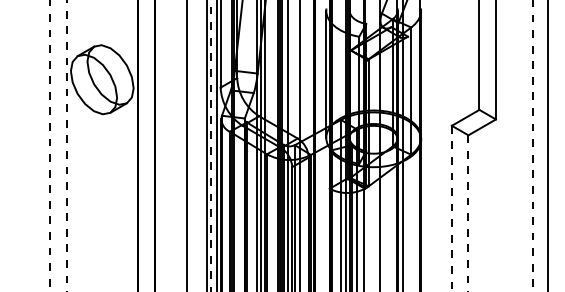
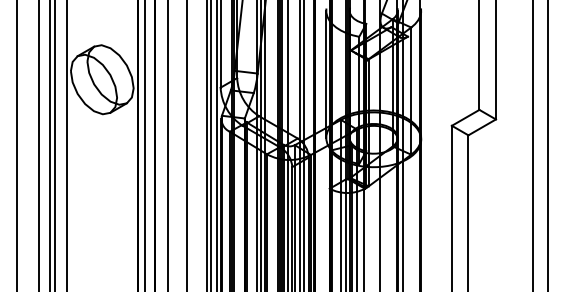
line: none -> present (16, 145)
line: none -> present (38, 145)
line: none -> present (55, 145)
line: none -> present (144, 145)
line: none -> present (168, 145)
line: dashed -> solid (211, 145)
line: none -> present (304, 145)
line: dashed -> solid (533, 145)
line: dashed -> solid (49, 146)
line: dashed -> solid (66, 146)
line: dashed -> solid (451, 208)
line: dashed -> solid (468, 213)
